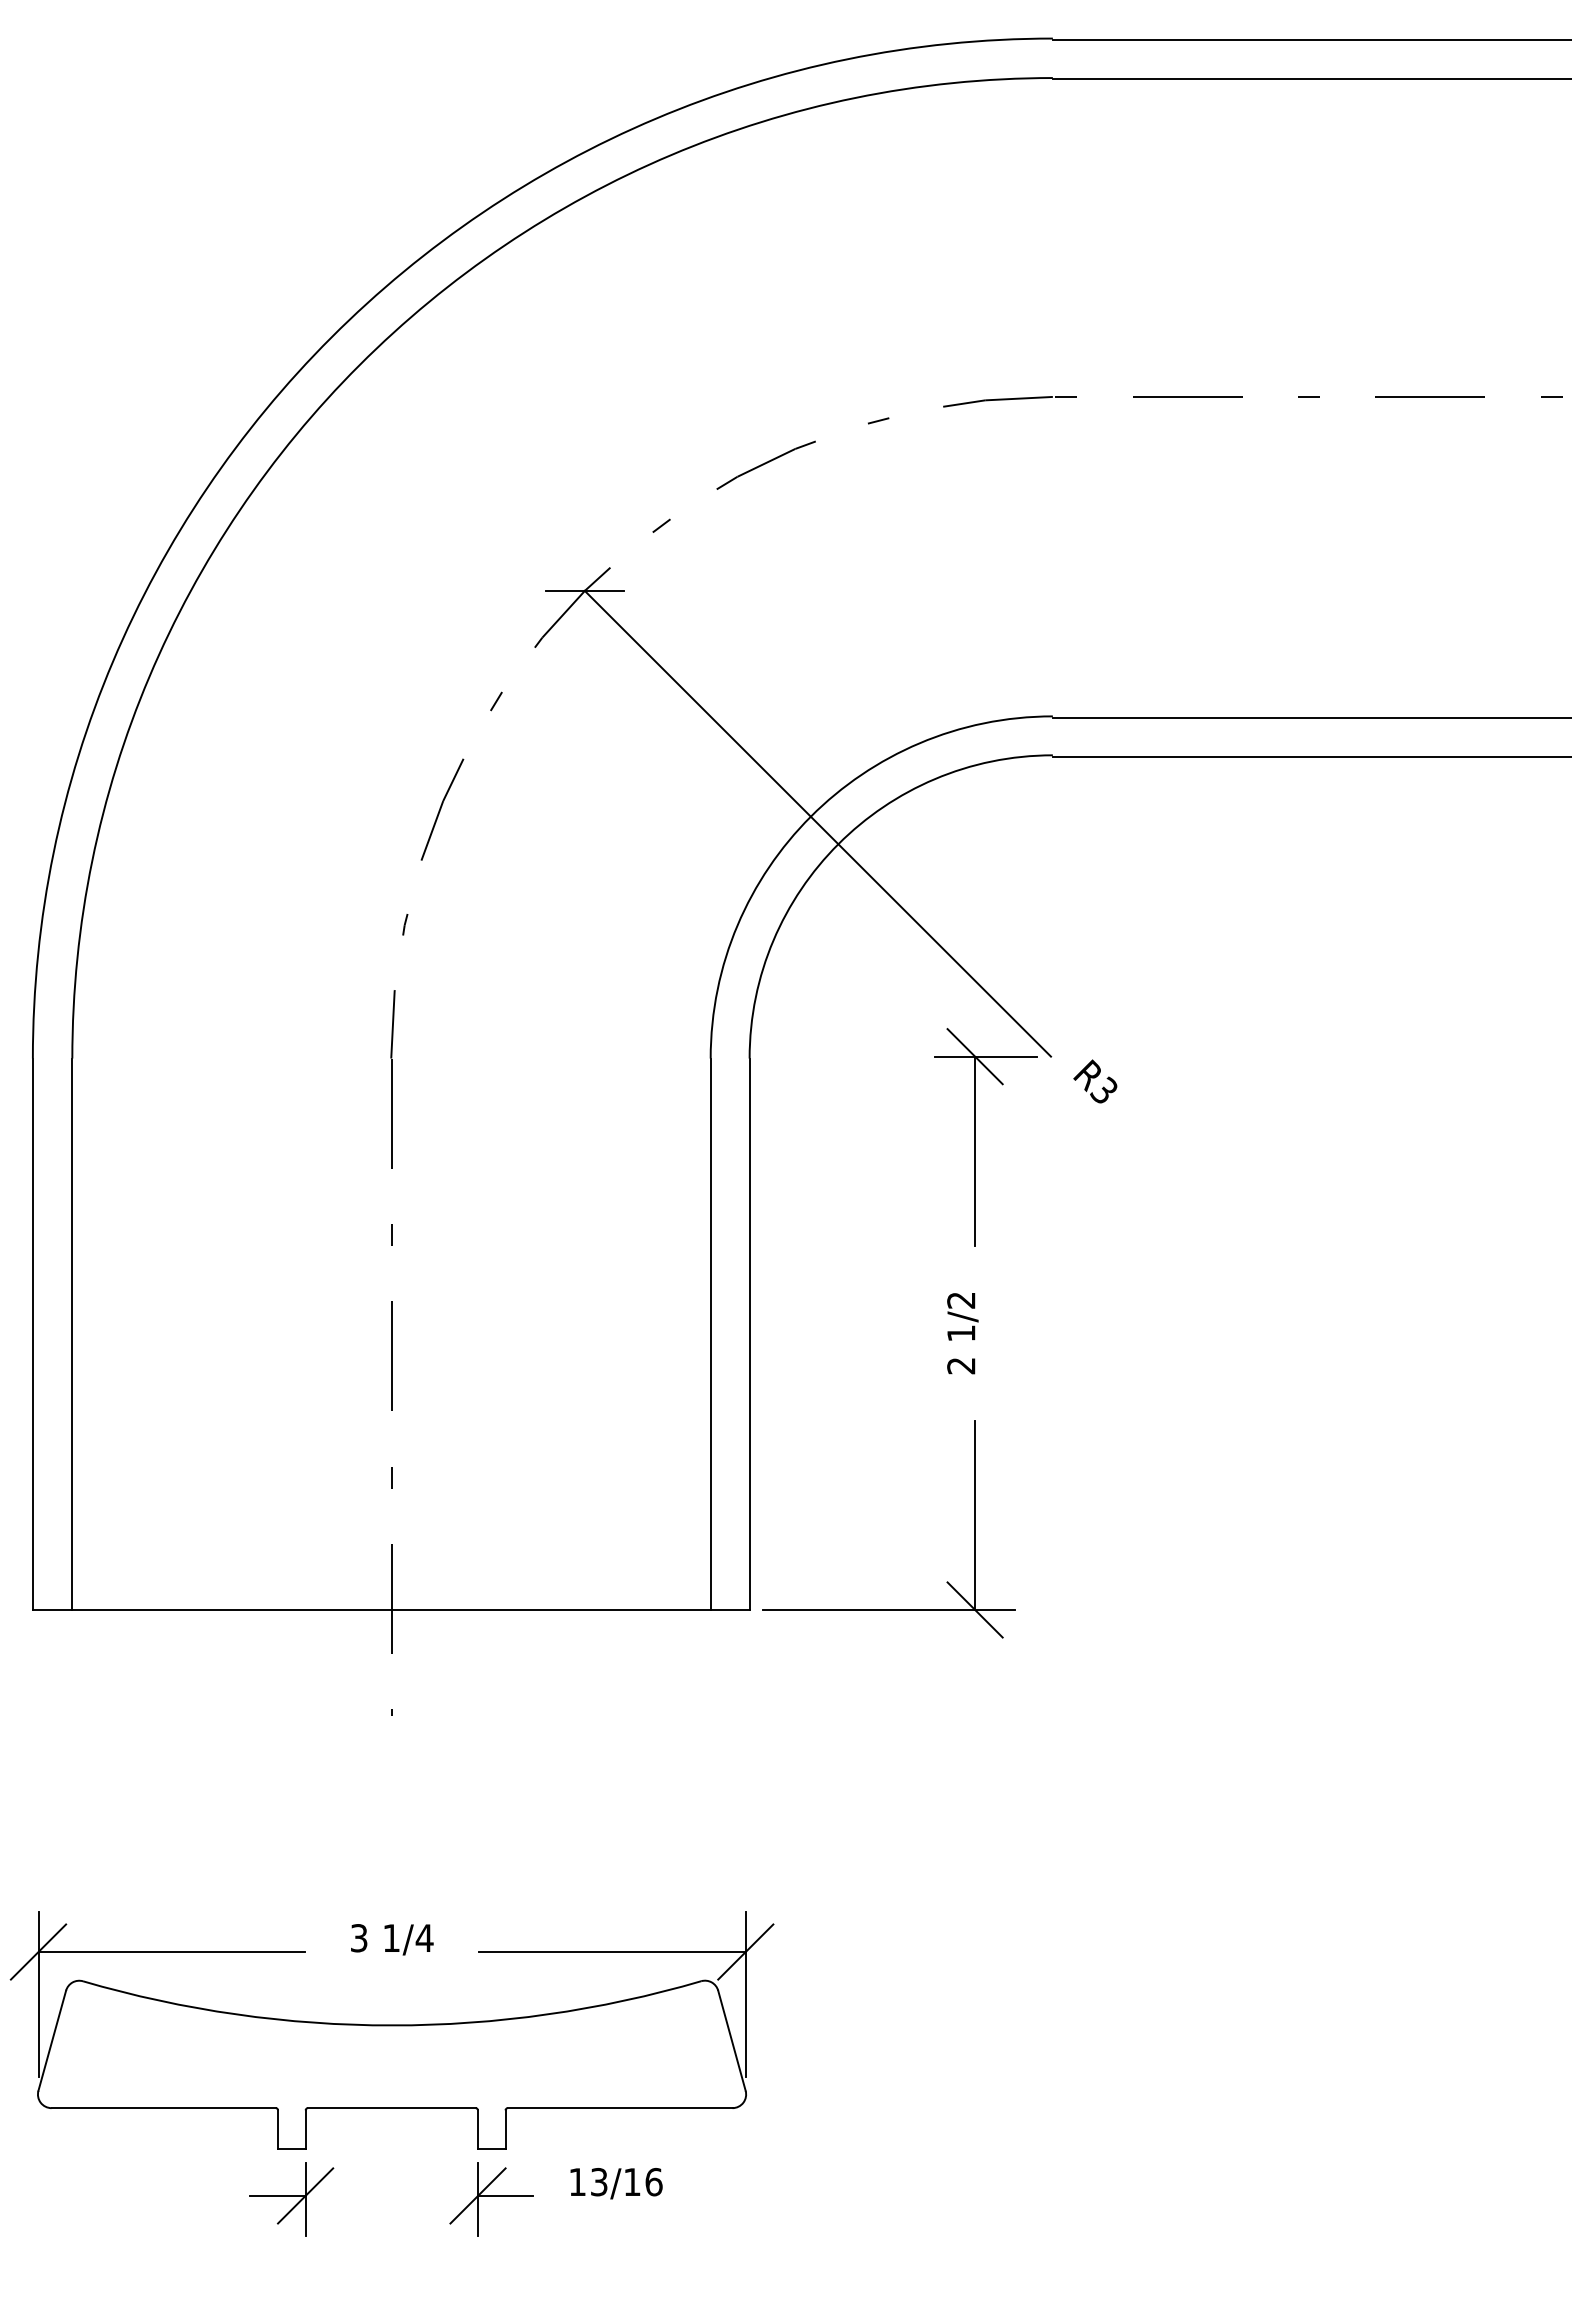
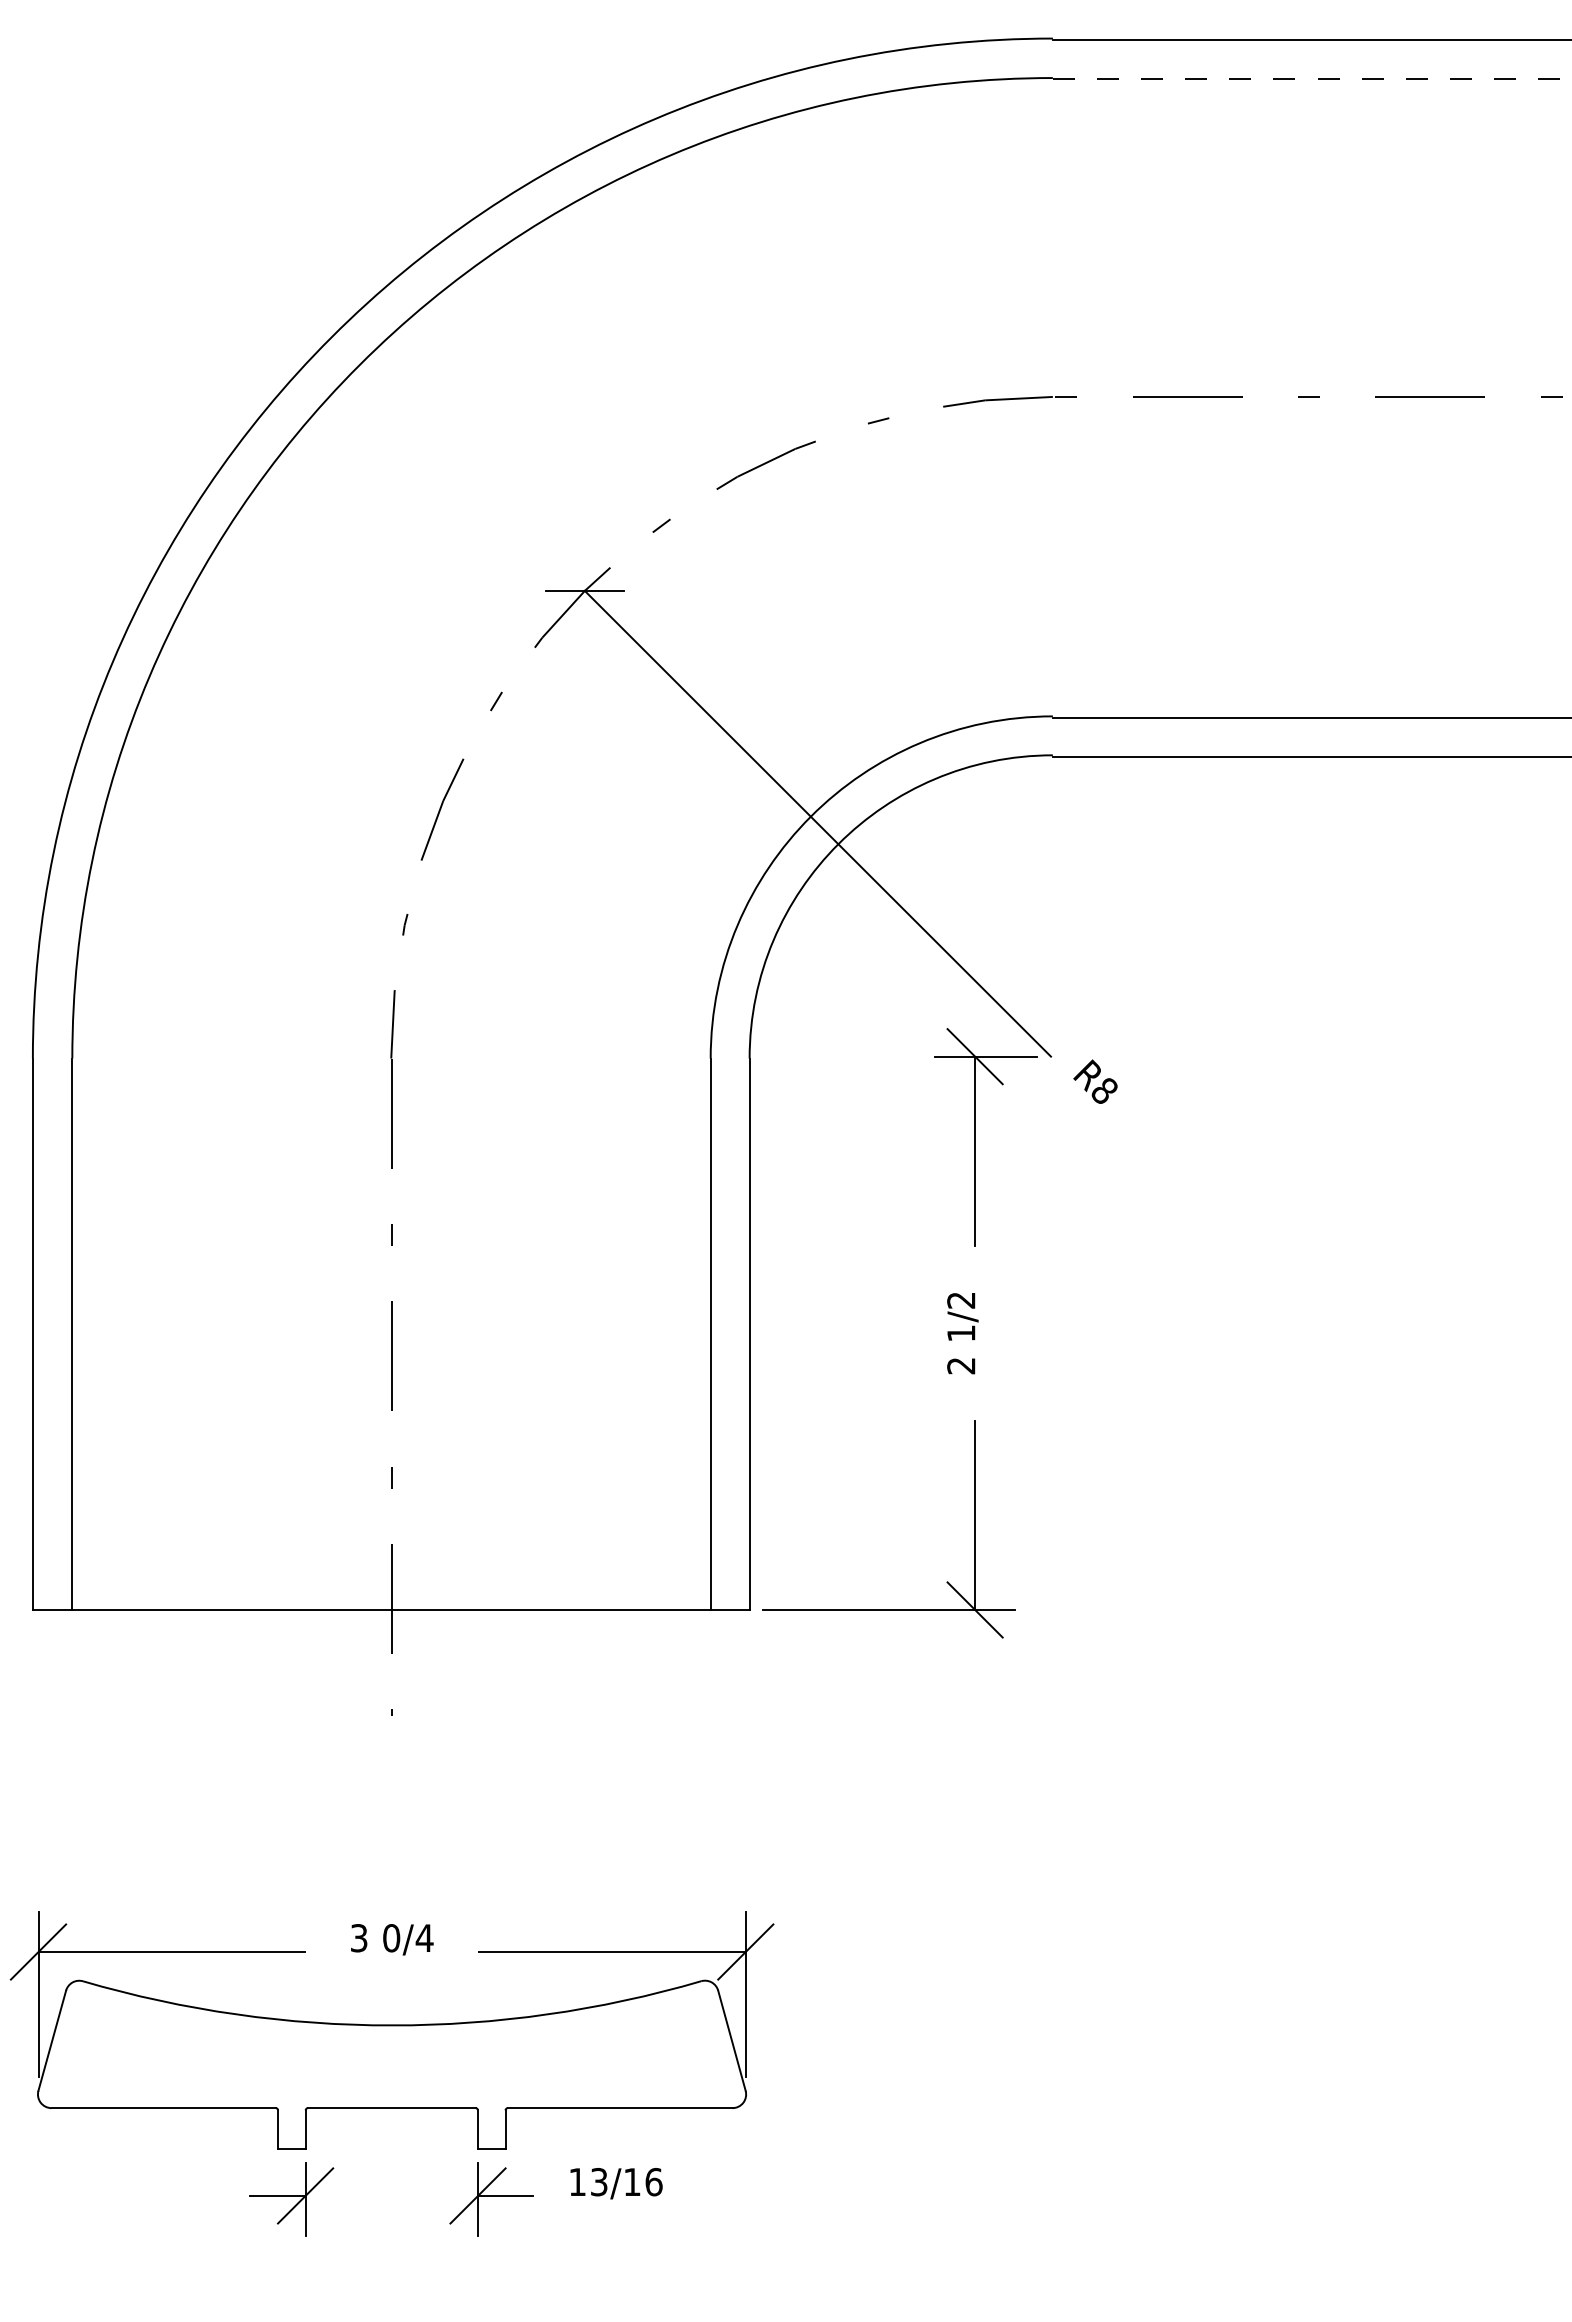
line: solid -> dashed (1312, 79)
text: R3 -> R8 (1103, 1089)
text: 1/4 -> 0/4 (391, 1938)
